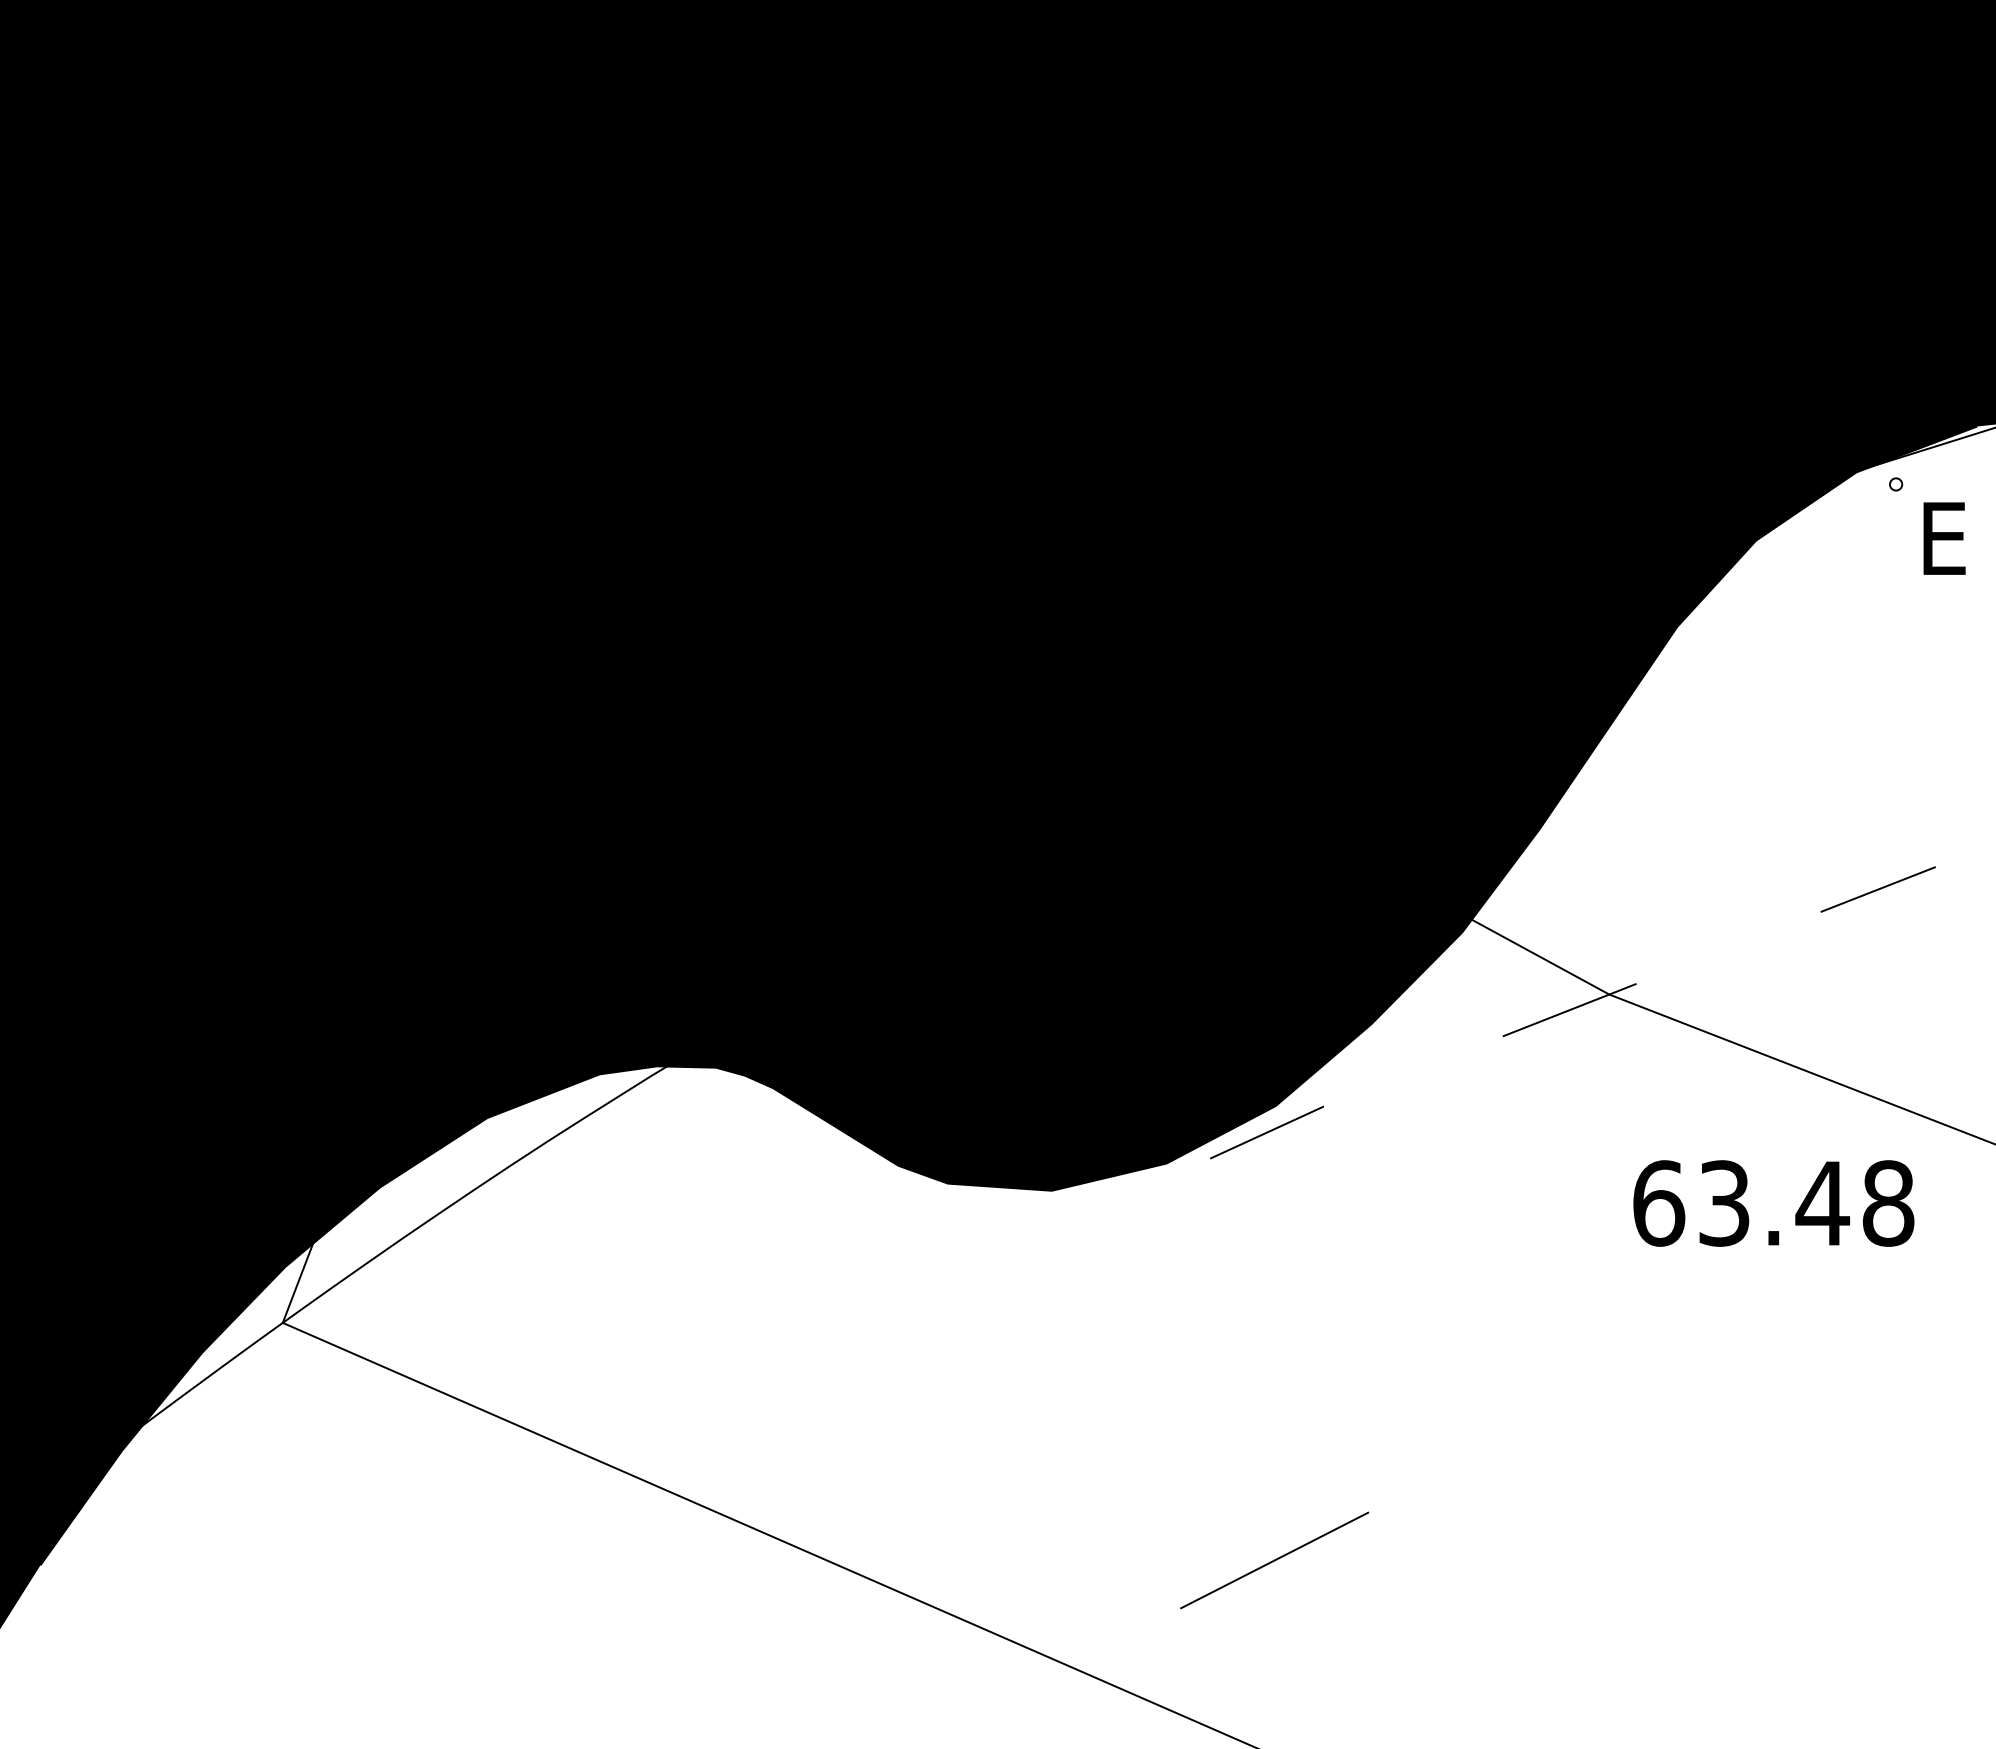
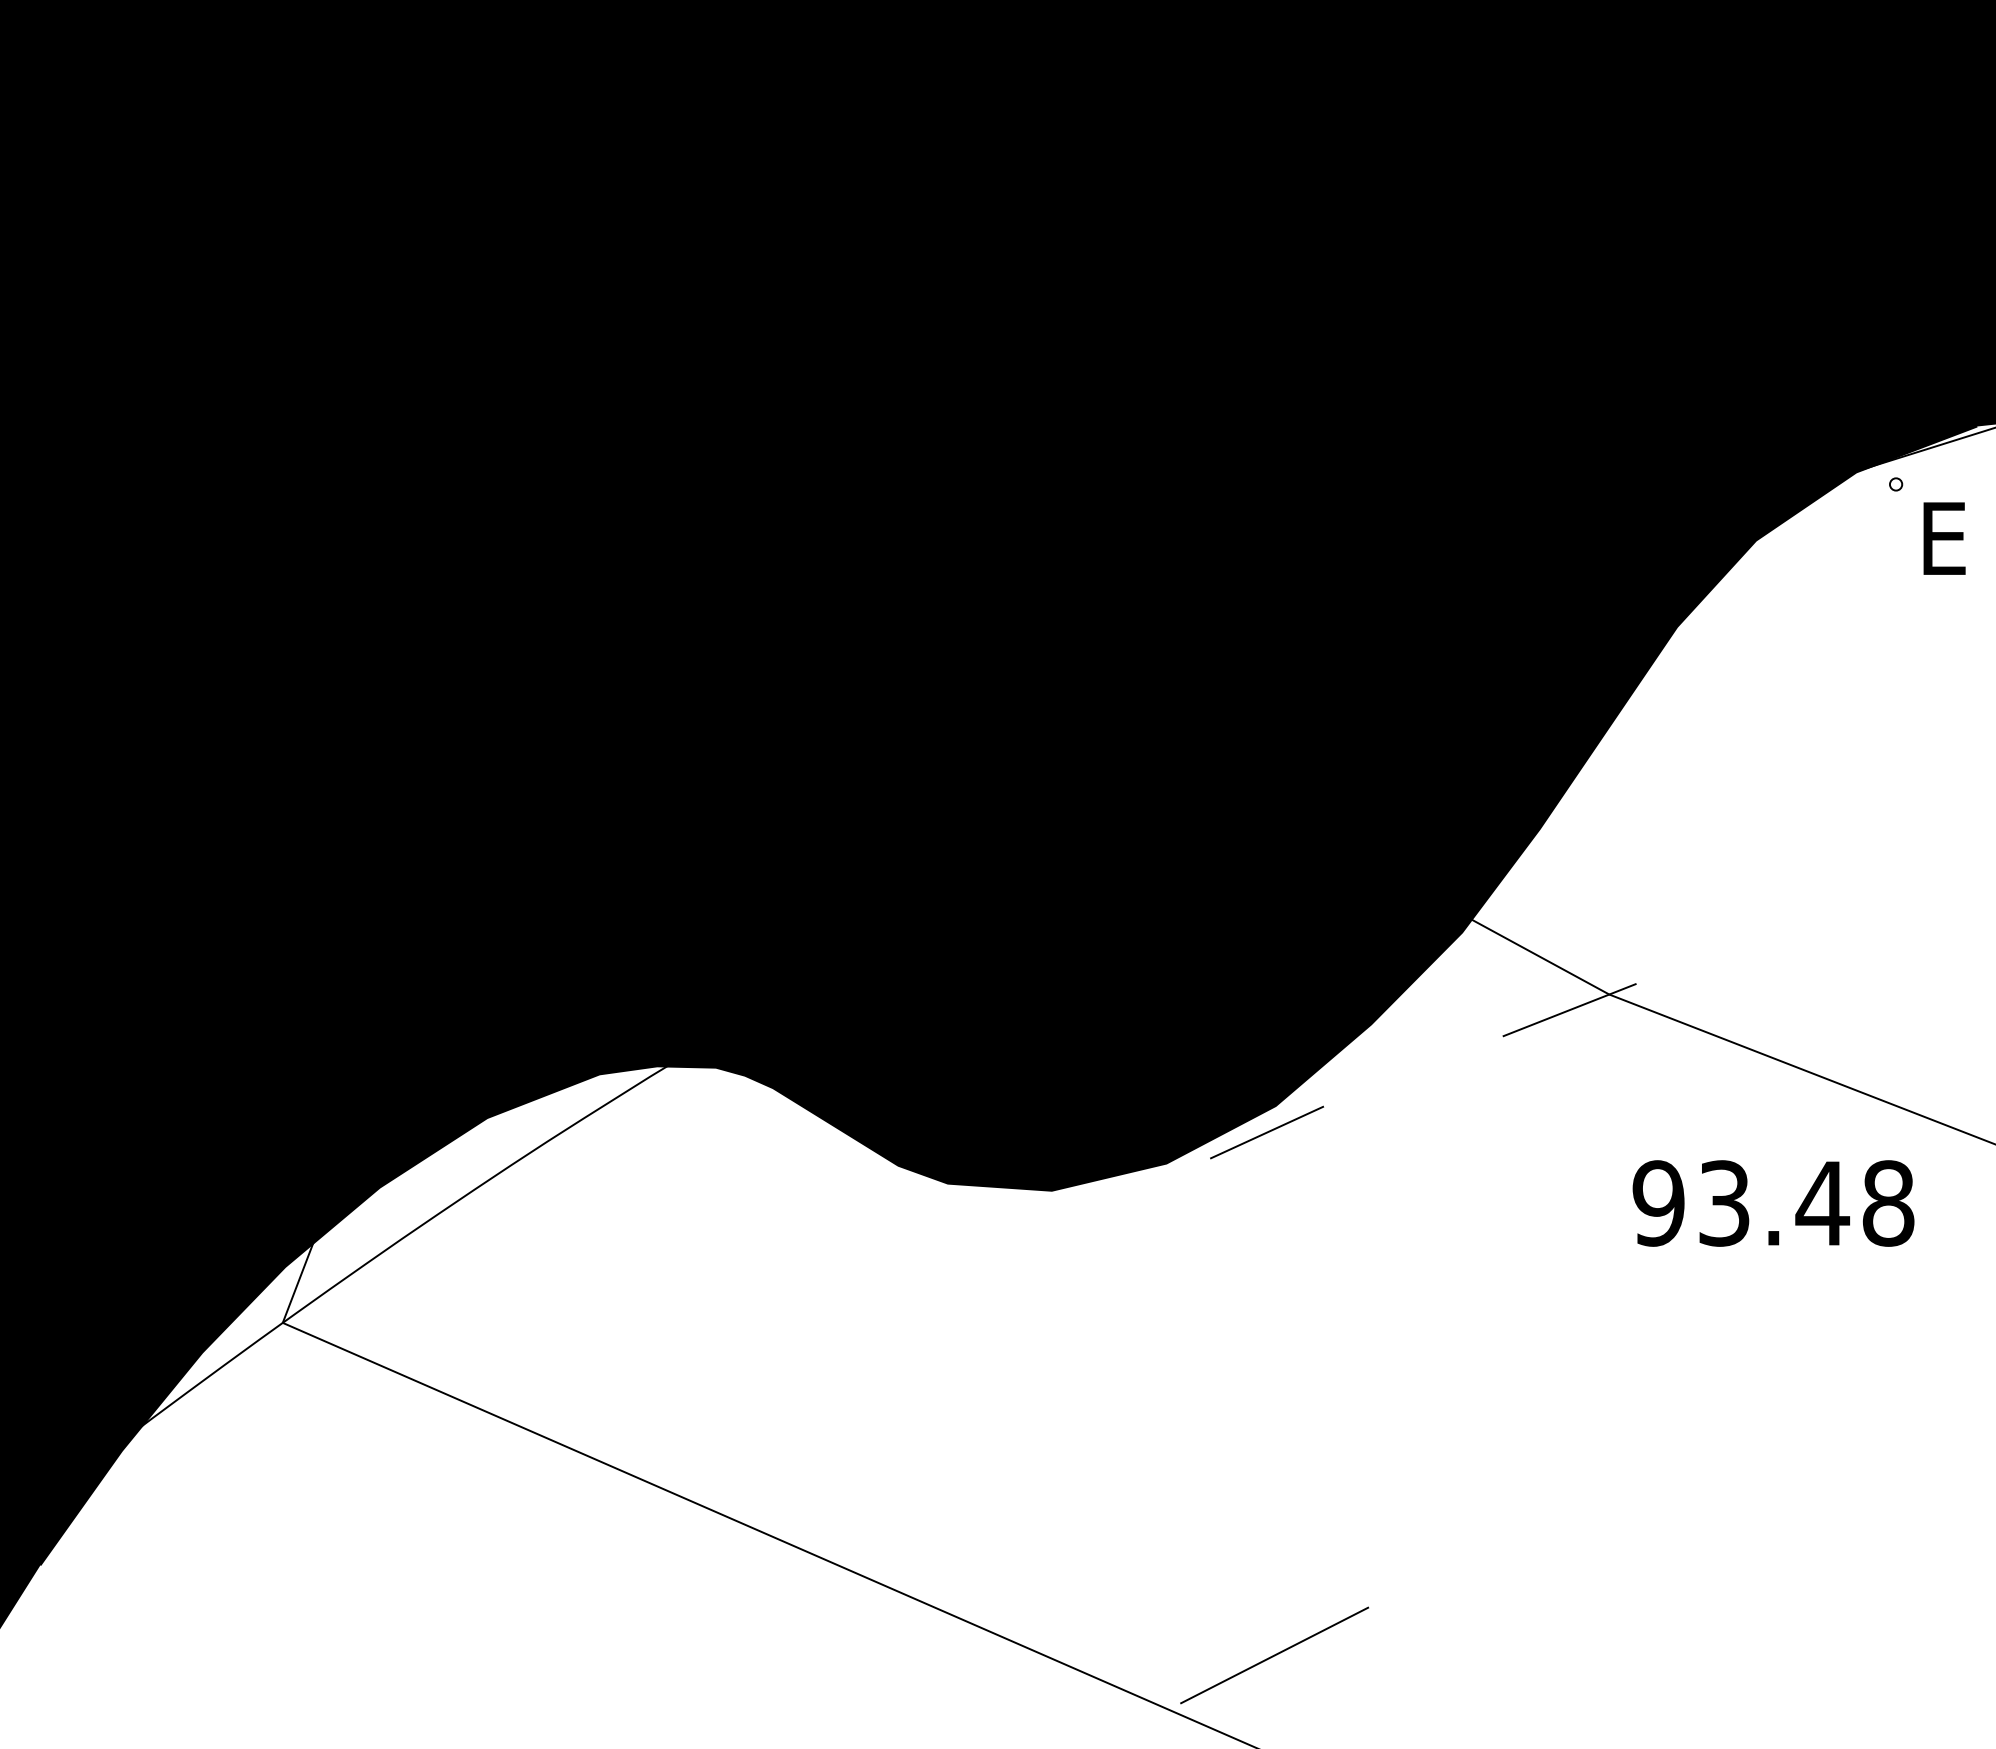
line: present -> none (1877, 889)
text: 63.48 -> 93.48 (1658, 1203)
line position: (1274, 1560) -> (1274, 1655) (1274, 1655)
